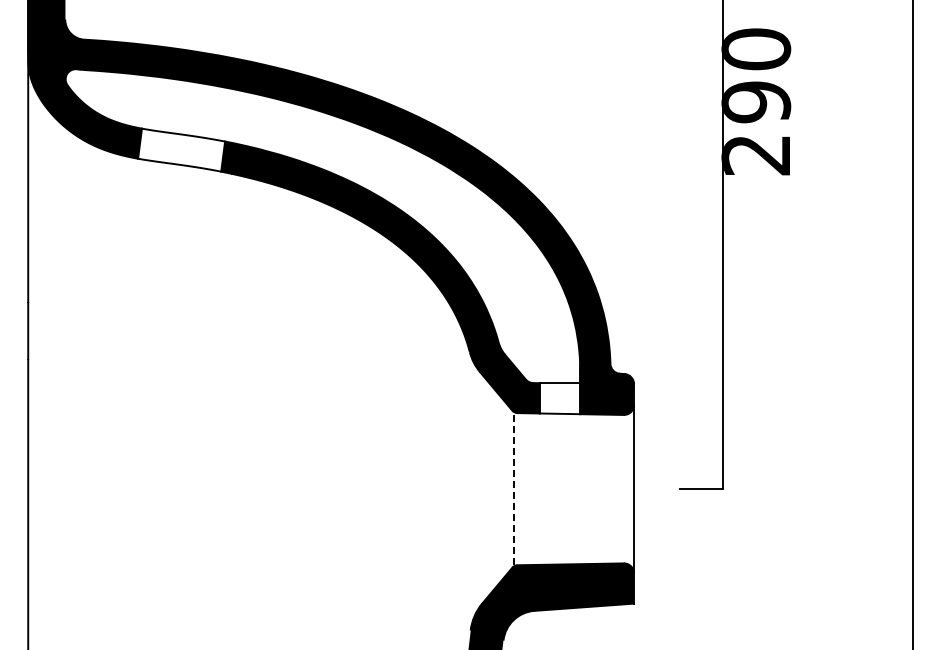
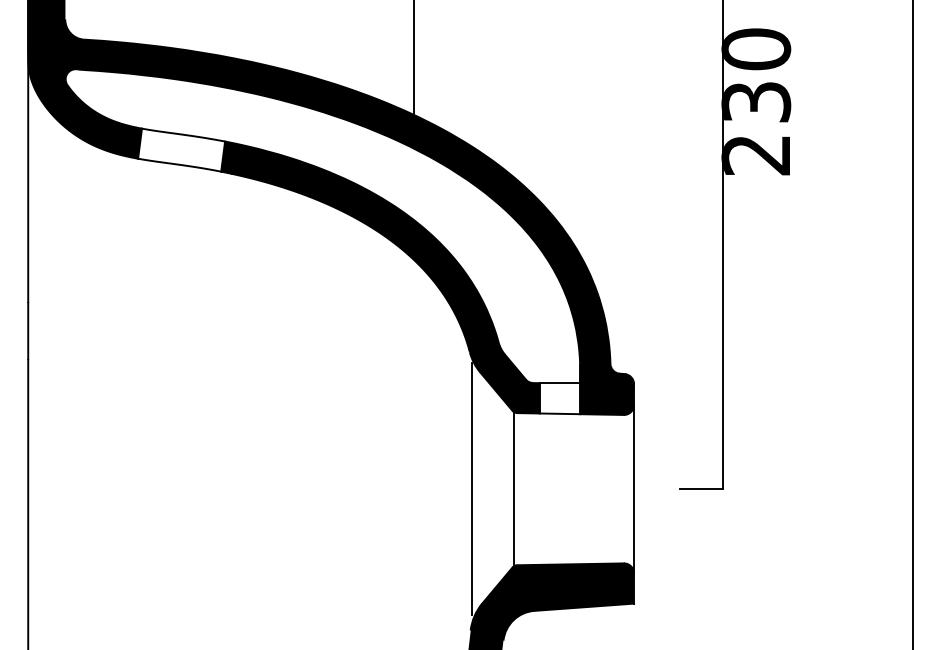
line: none -> present (414, 58)
text: 290 -> 230 (756, 102)
line: none -> present (472, 488)
line: dashed -> solid (514, 488)
